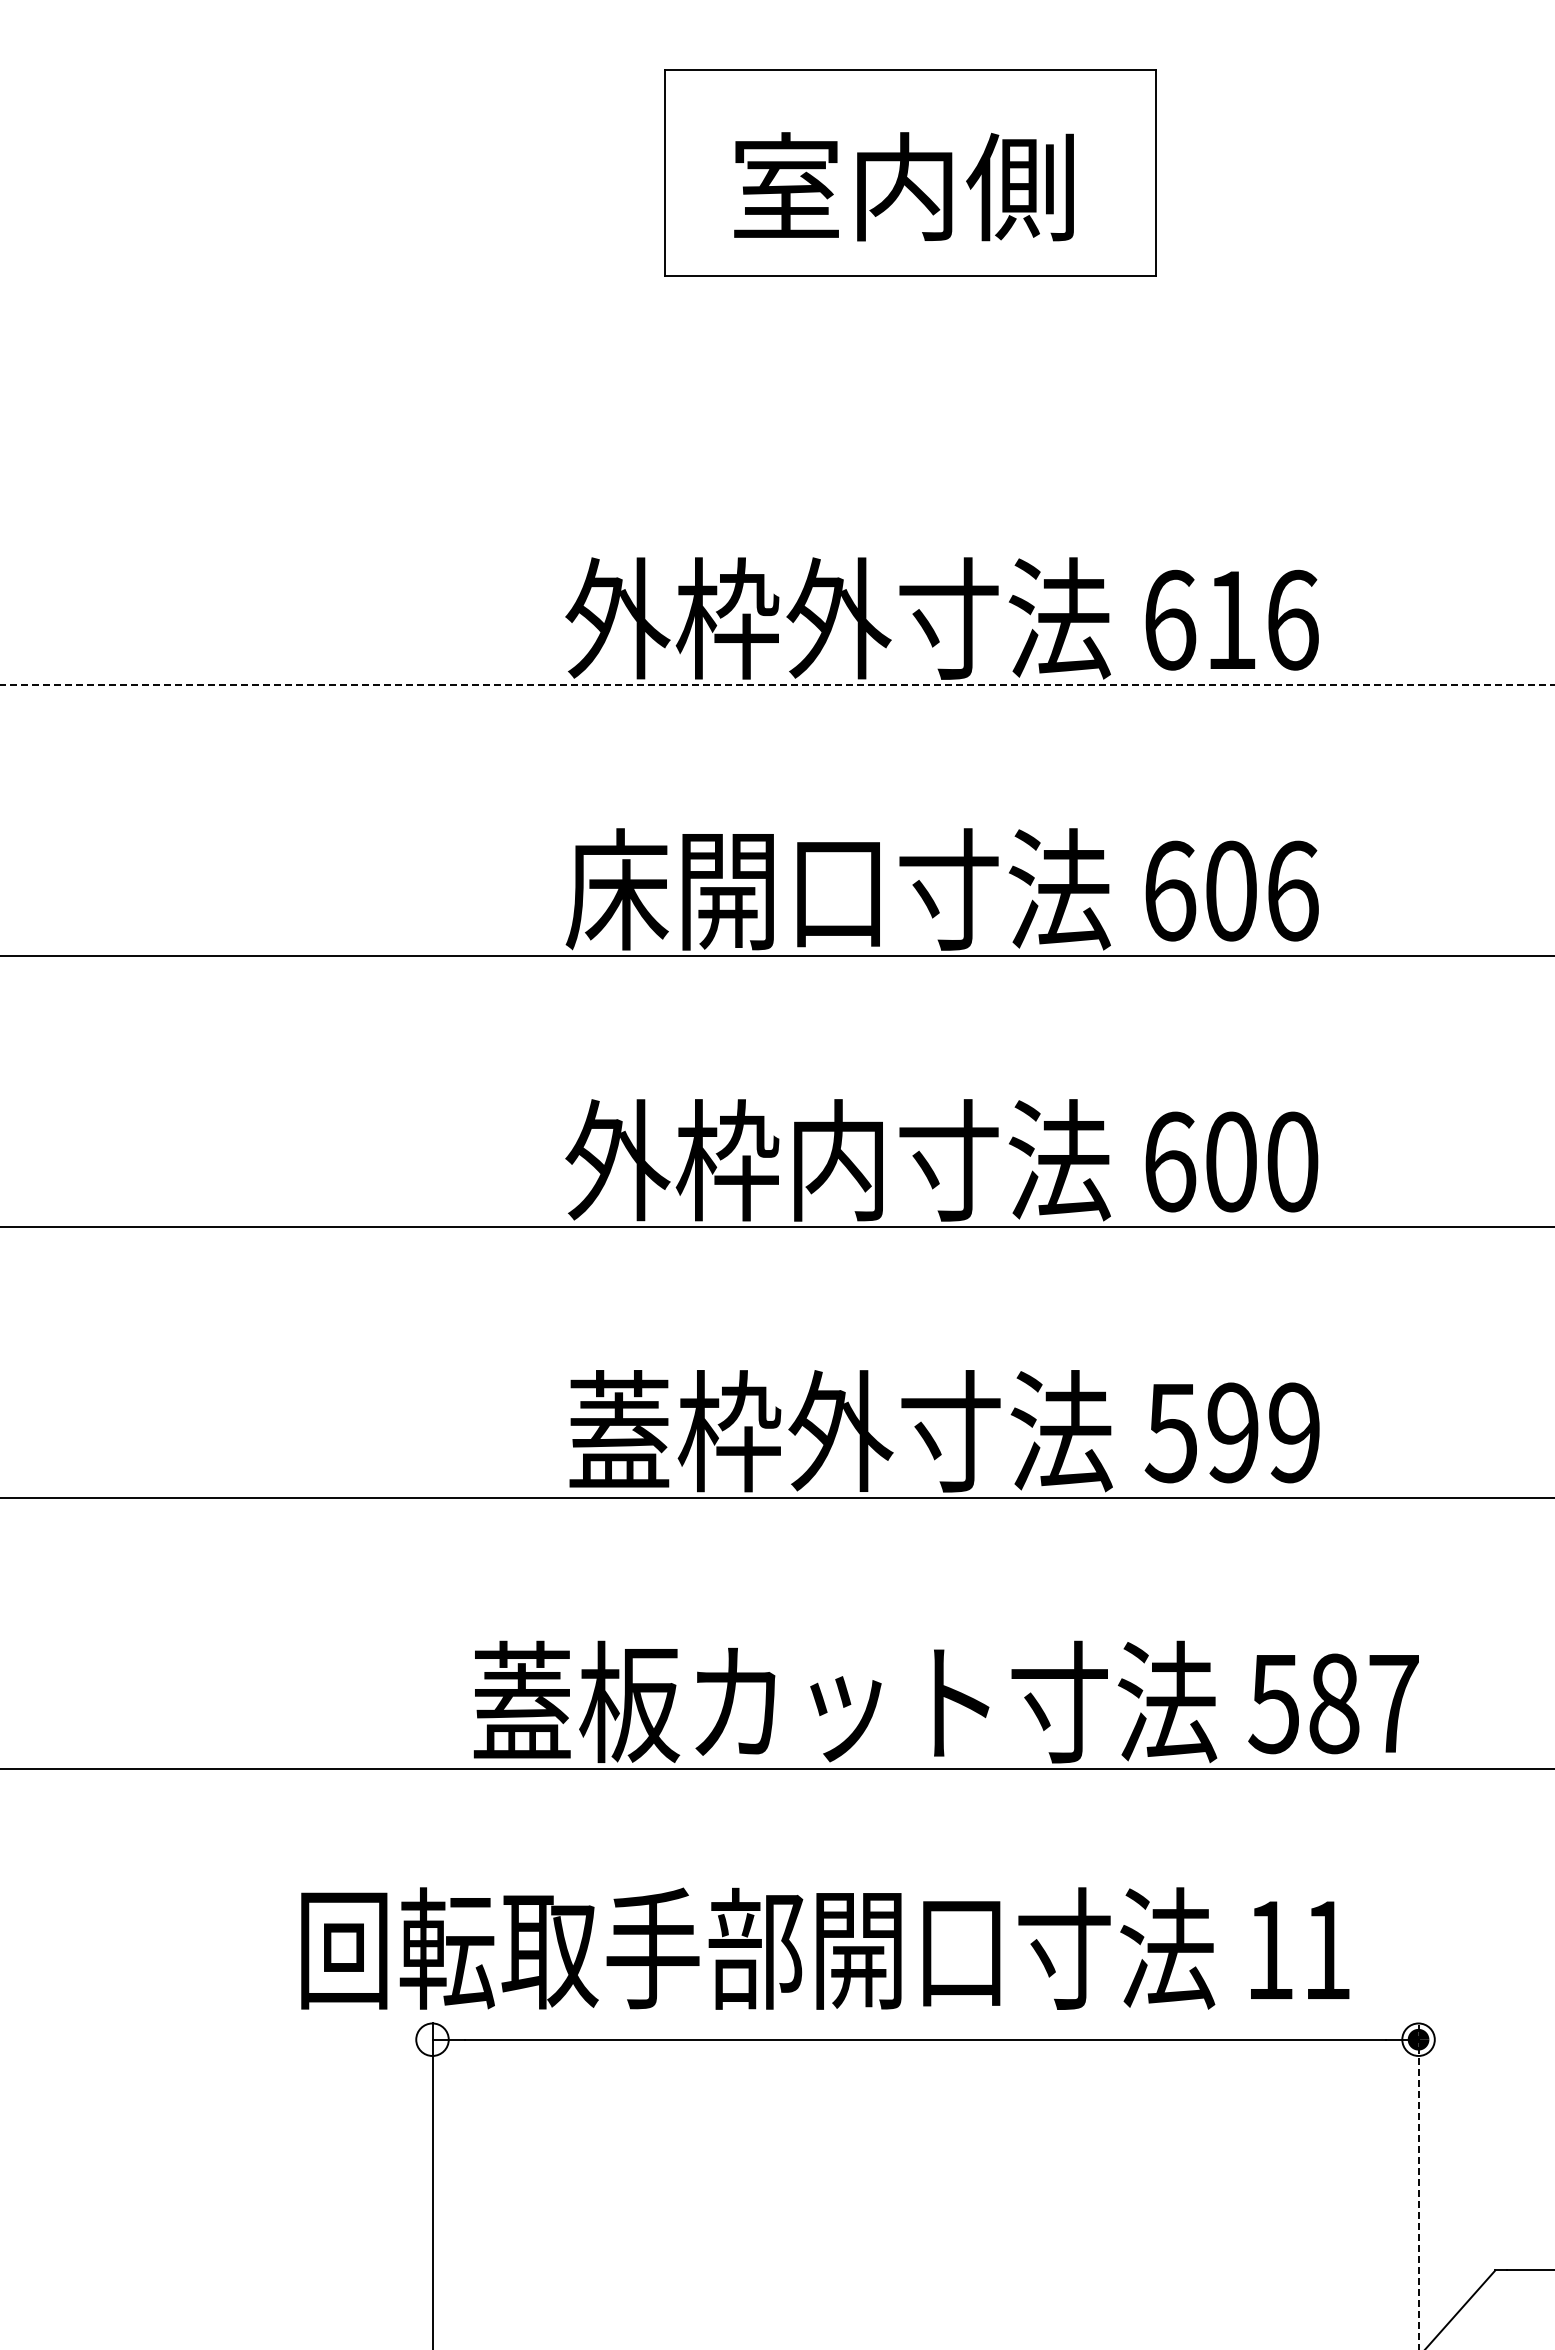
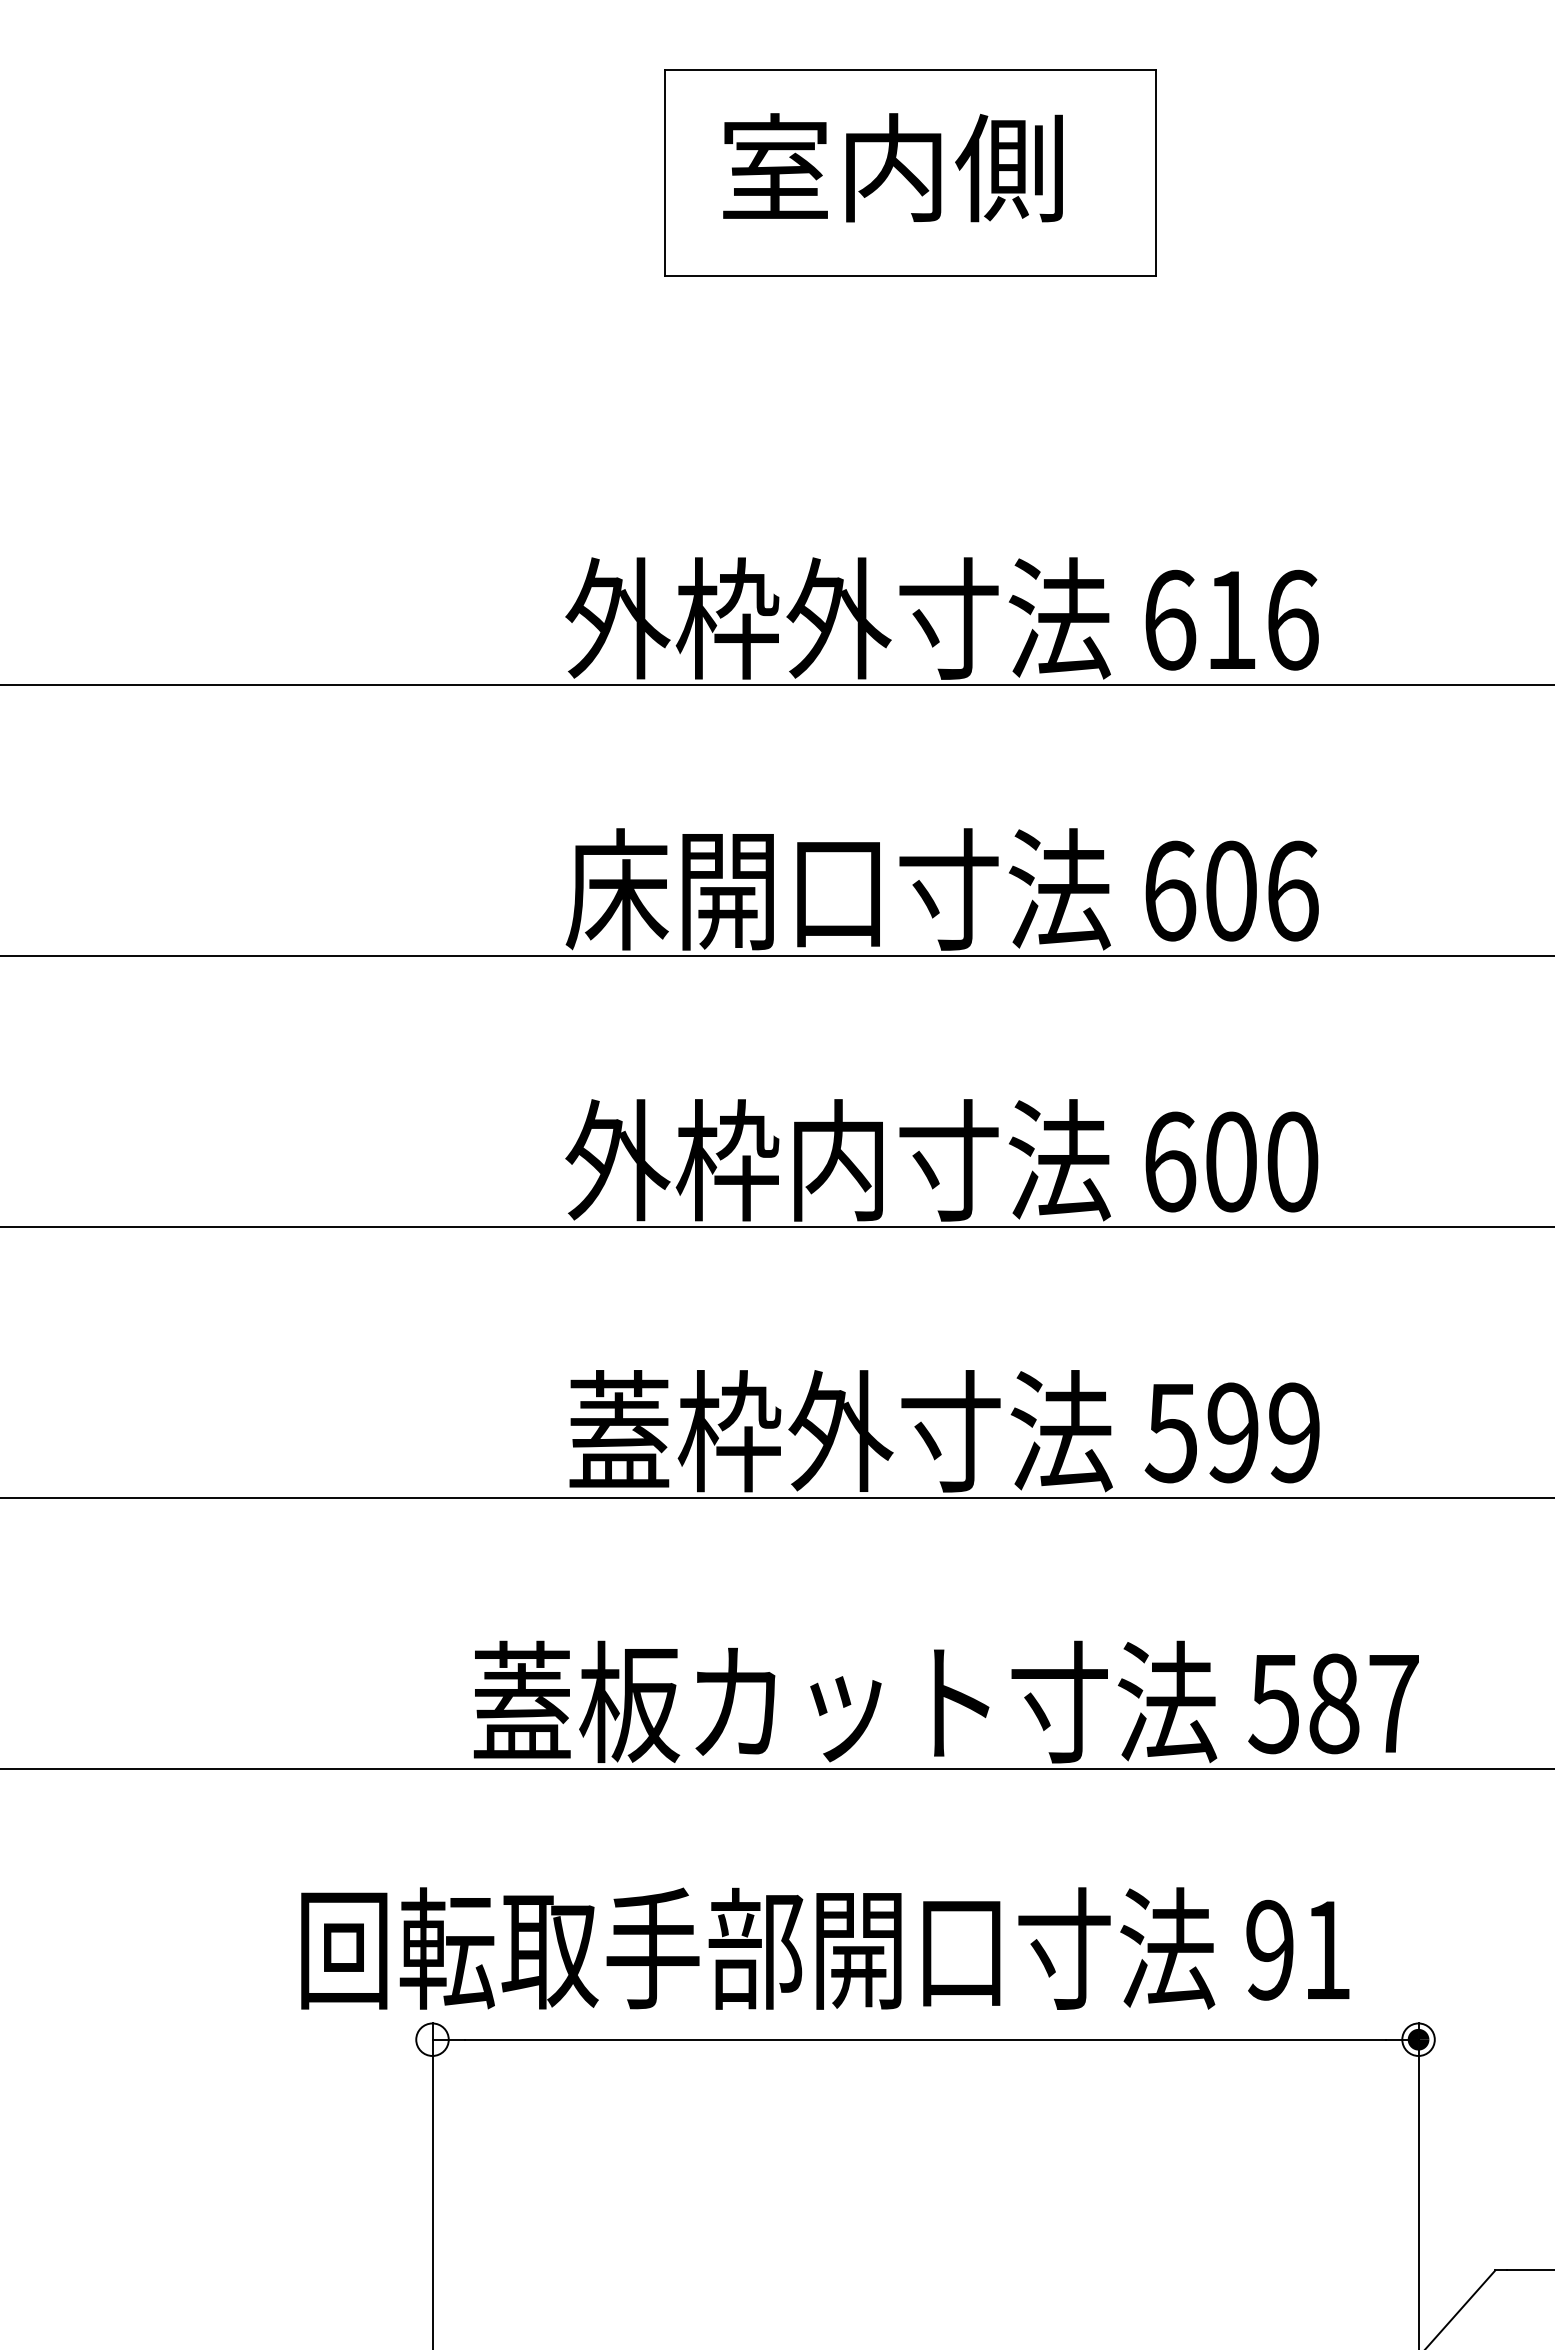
text position: (903, 186) -> (892, 167) (892, 167)
line: dashed -> solid (777, 685)
text: 11 -> 91 (1269, 1949)
line: dashed -> solid (1418, 2186)
